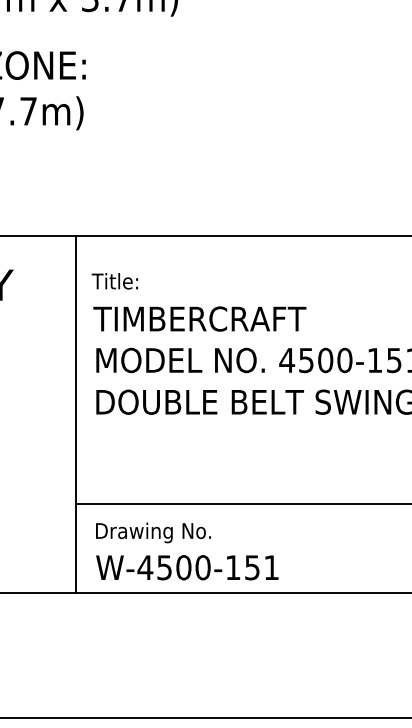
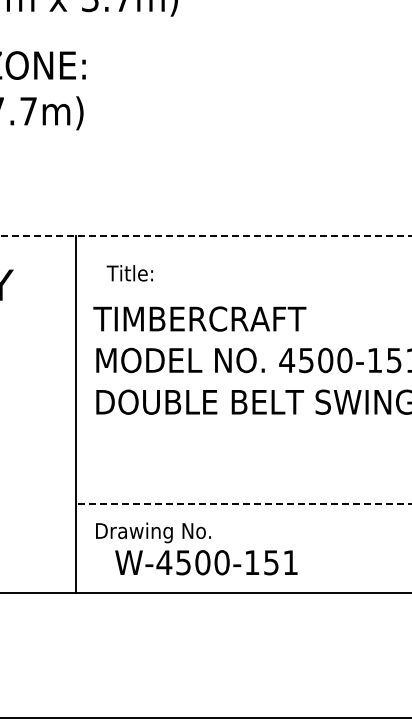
line: solid -> dashed (206, 235)
text position: (114, 281) -> (129, 273) (129, 273)
line: solid -> dashed (243, 503)
text position: (187, 567) -> (206, 562) (206, 562)
